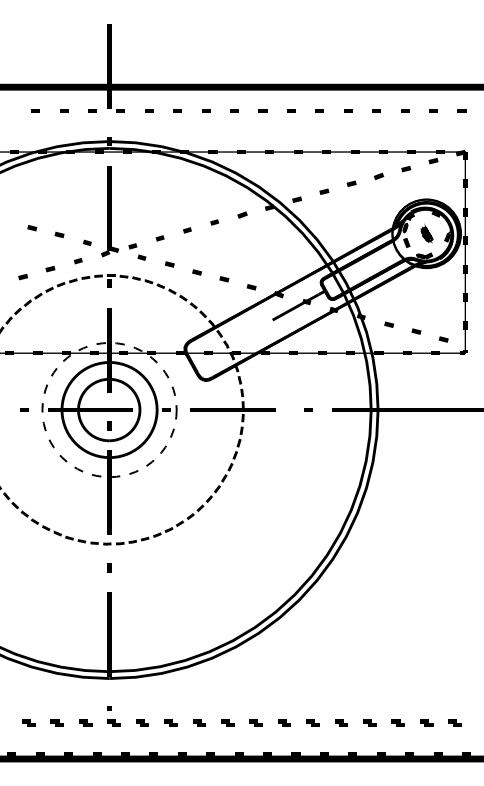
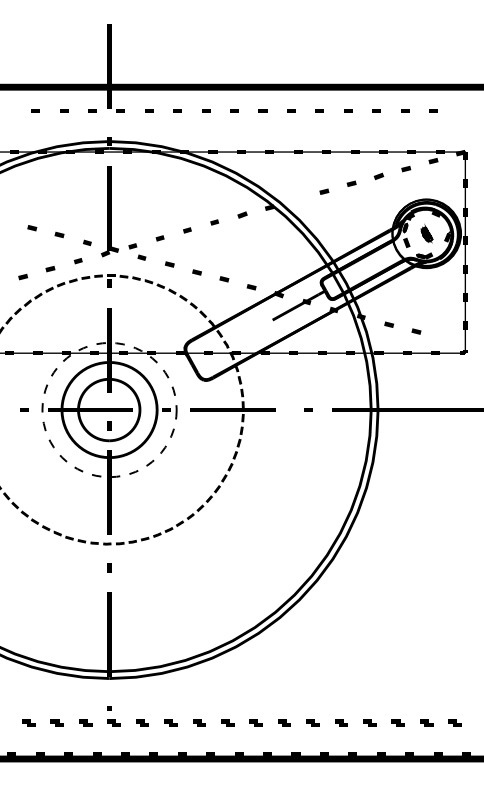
line: present -> none (461, 110)
line: present -> none (296, 199)
line: present -> none (443, 339)
